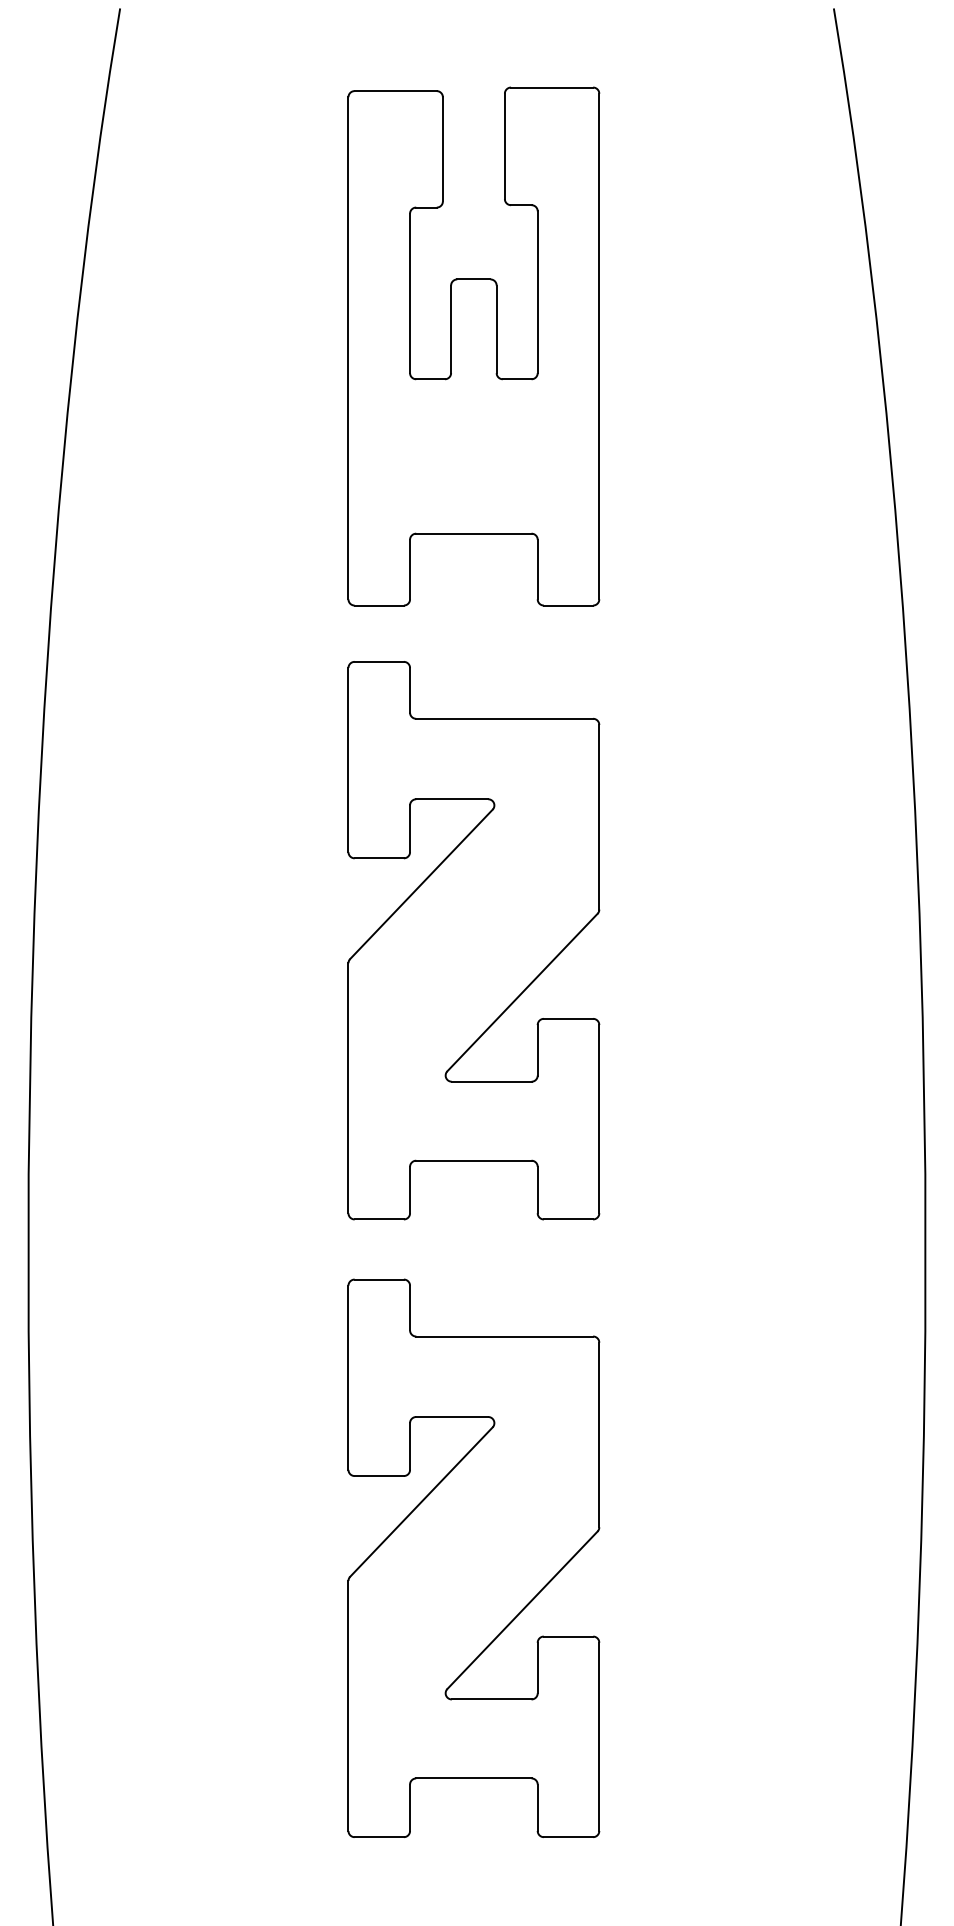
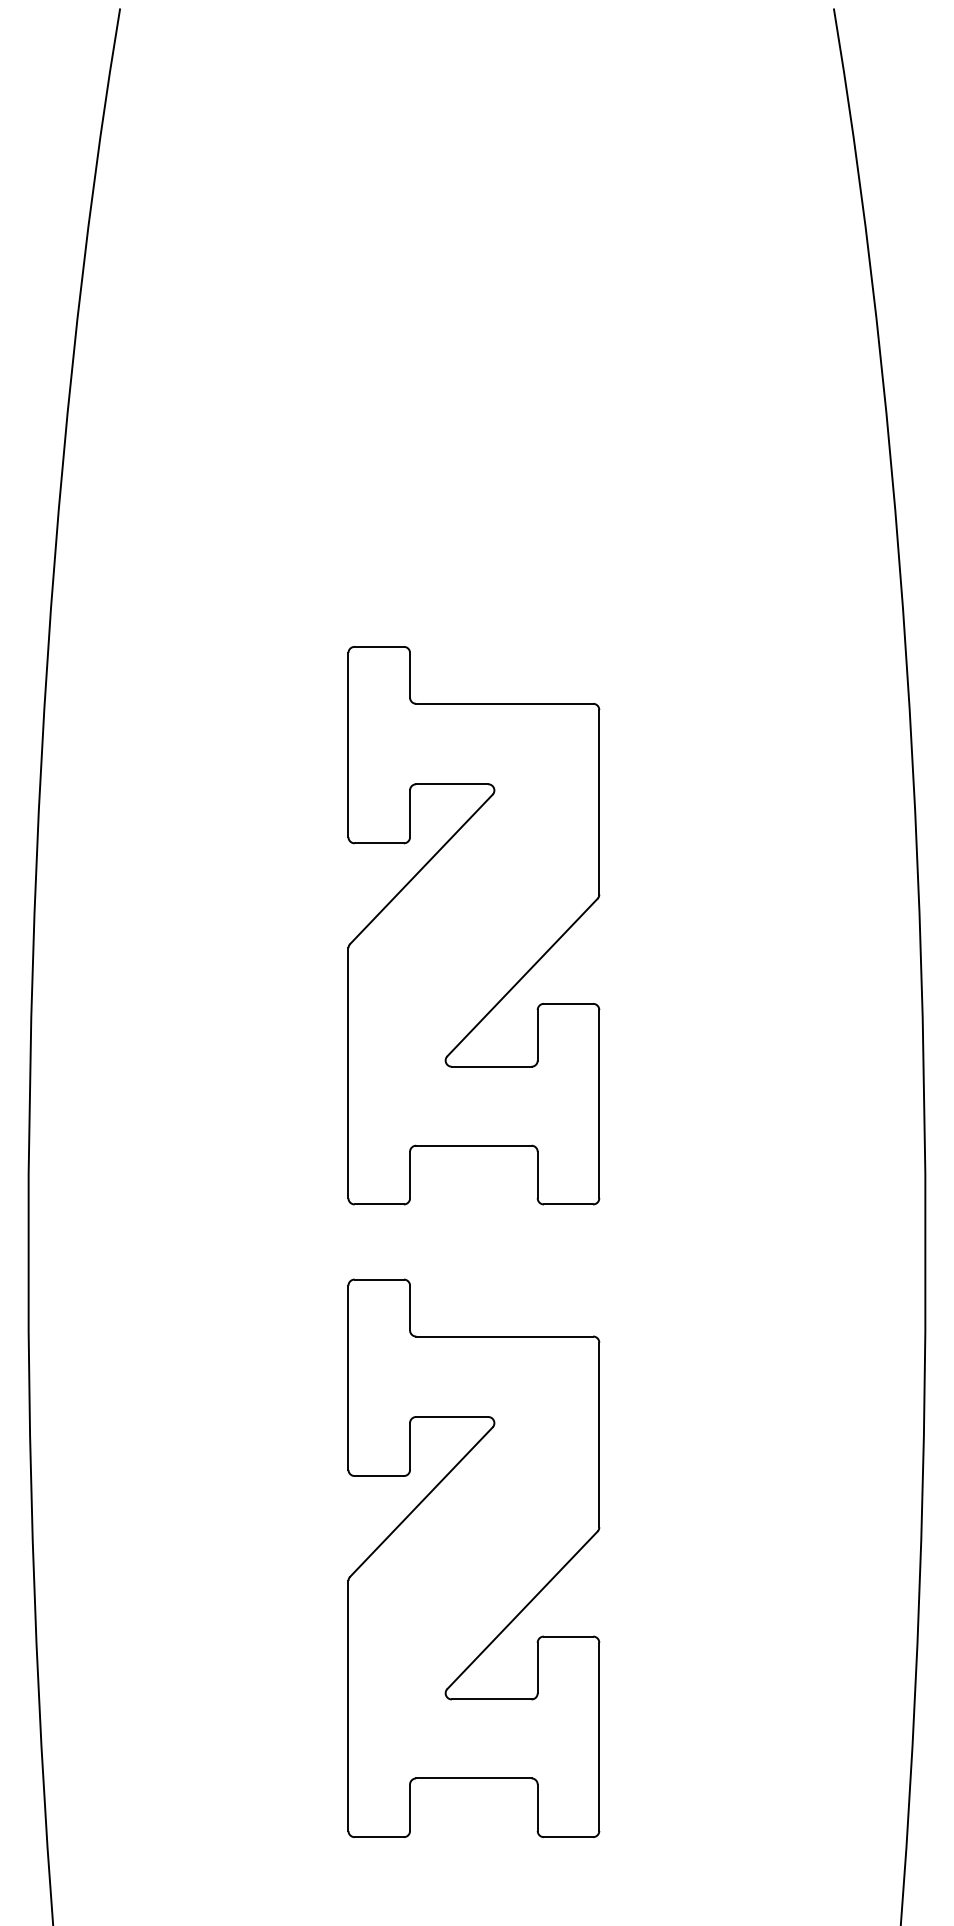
part: present -> none (473, 346)
part position: (473, 940) -> (473, 925) (473, 925)
